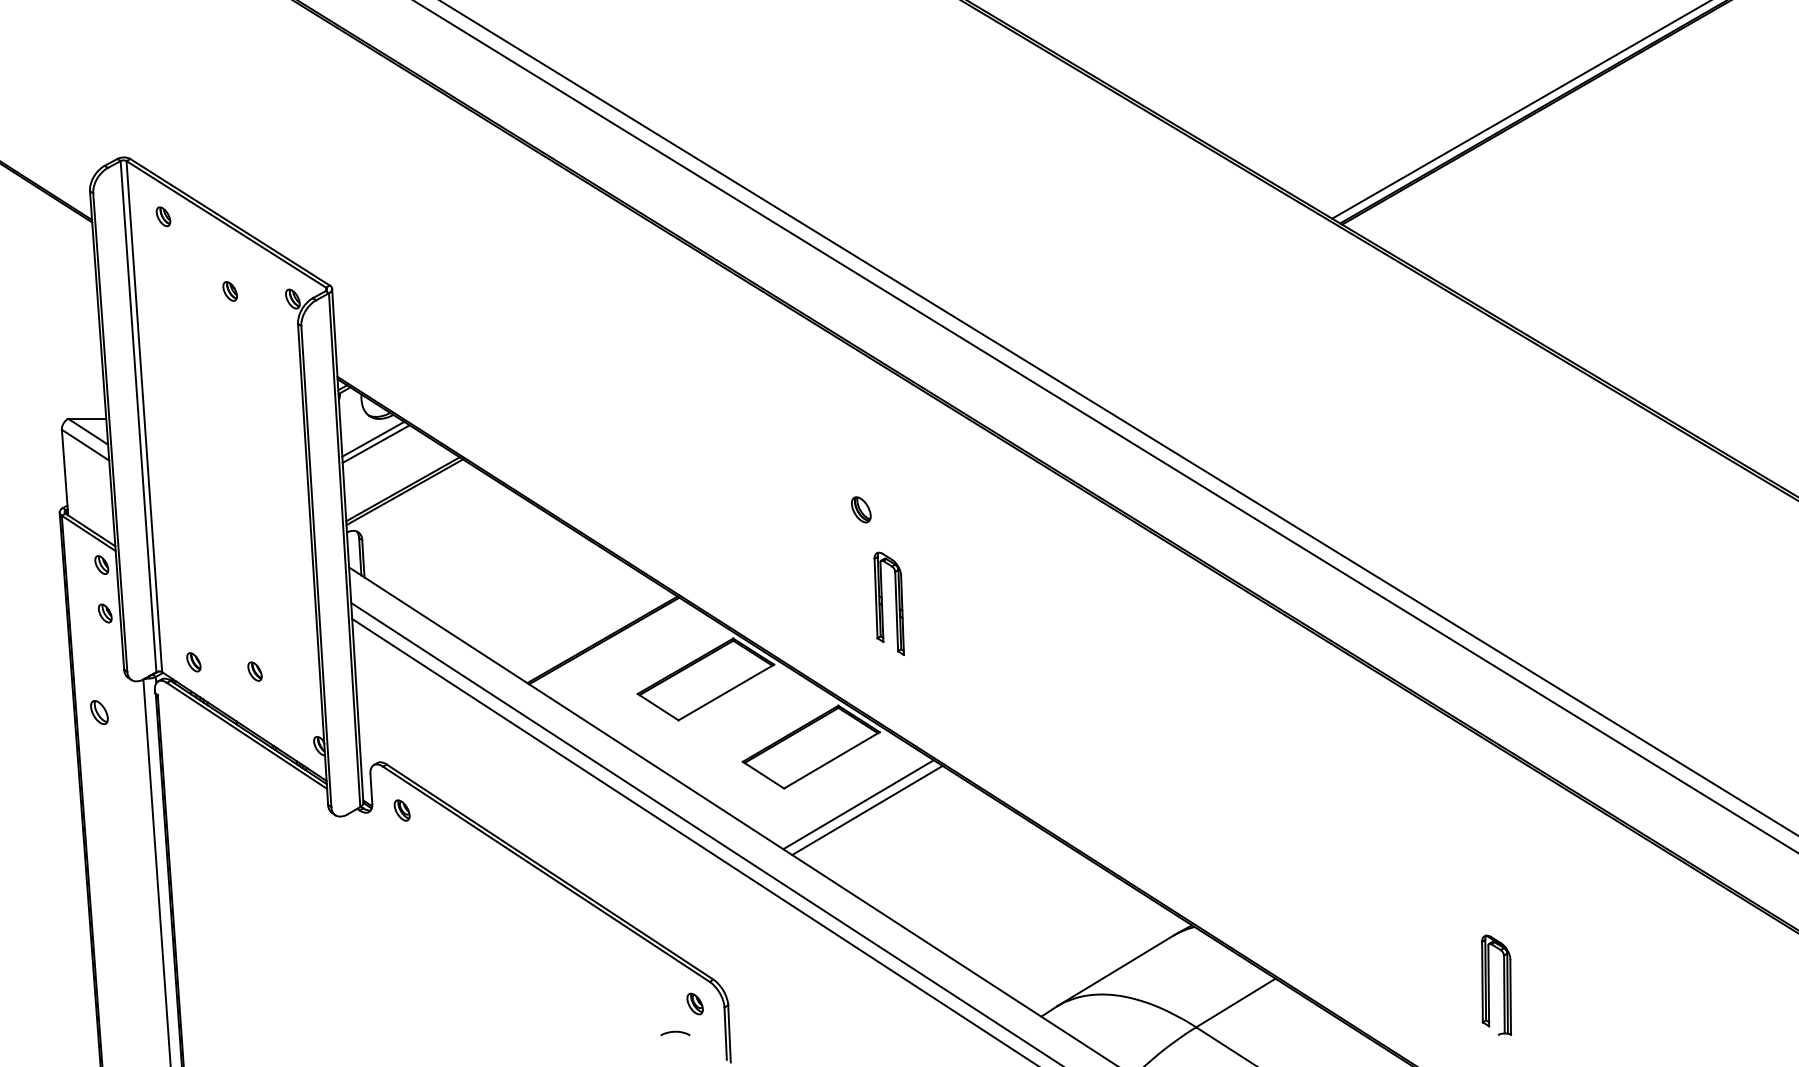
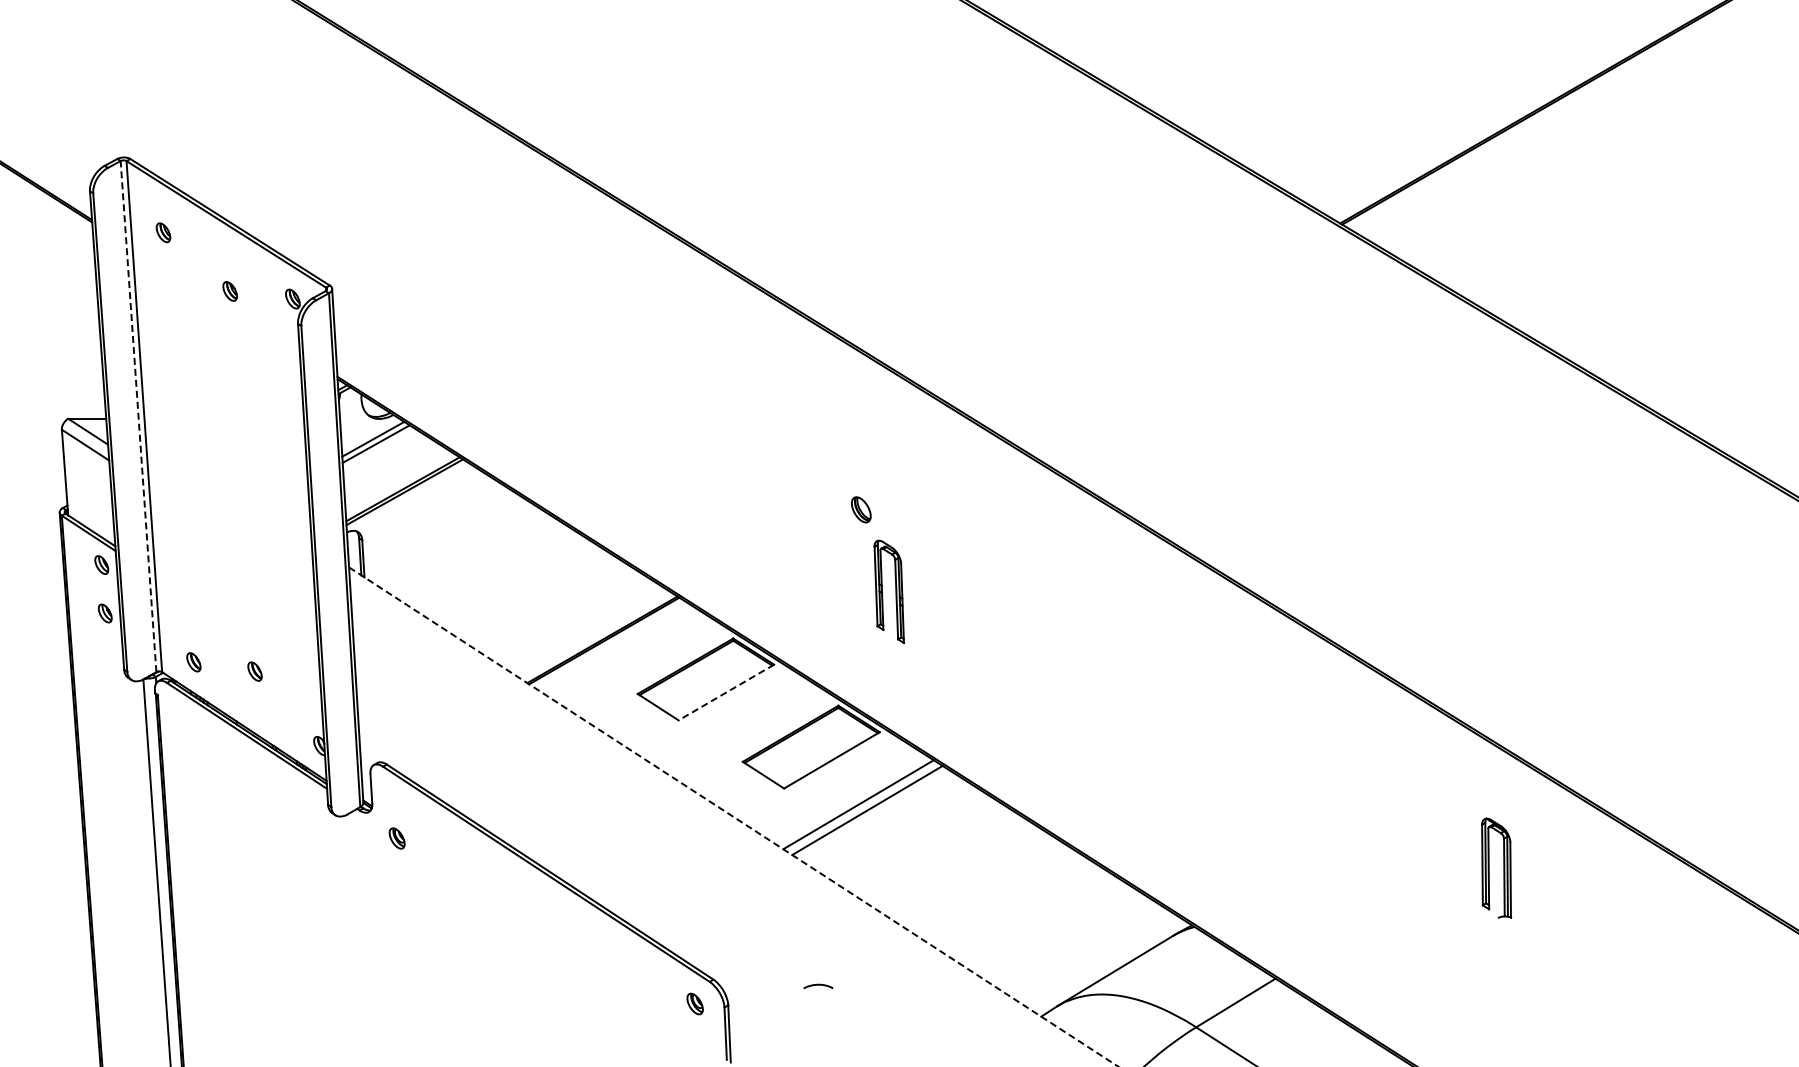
line: present -> none (1519, 110)
part position: (163, 216) -> (163, 232) (163, 232)
line: solid -> dashed (138, 416)
line: present -> none (1118, 418)
line: present -> none (1105, 426)
part position: (888, 603) -> (888, 591) (888, 591)
line: solid -> dashed (725, 692)
part: present -> none (99, 712)
part position: (401, 810) -> (396, 838) (396, 838)
line: solid -> dashed (733, 817)
line: present -> none (704, 832)
line: present -> none (693, 840)
part position: (1489, 984) -> (1489, 867) (1489, 867)
curve position: (675, 1032) -> (818, 985) (818, 985)
